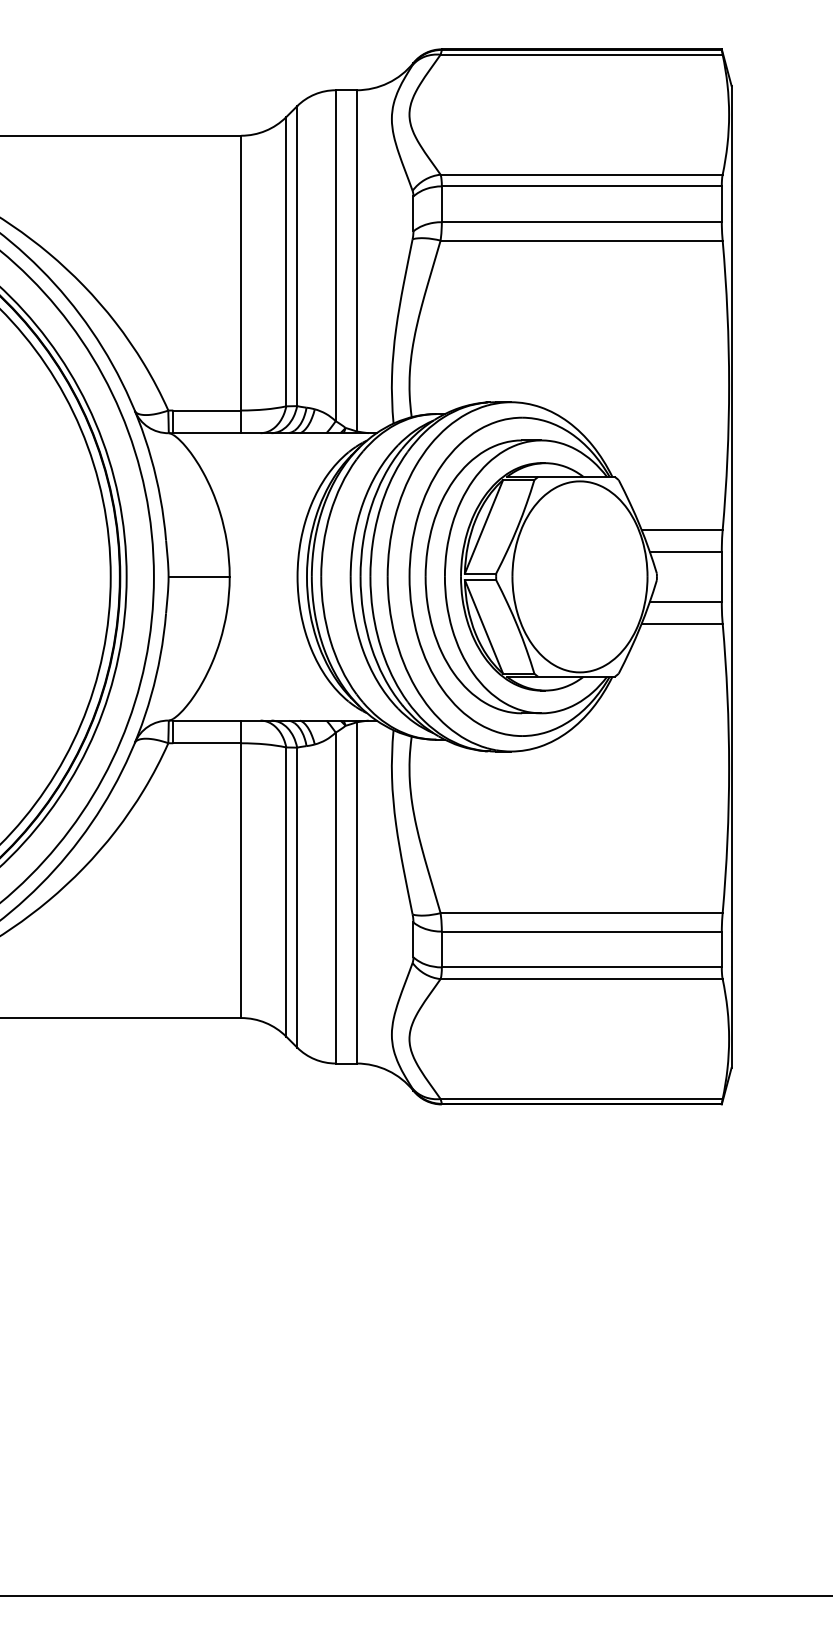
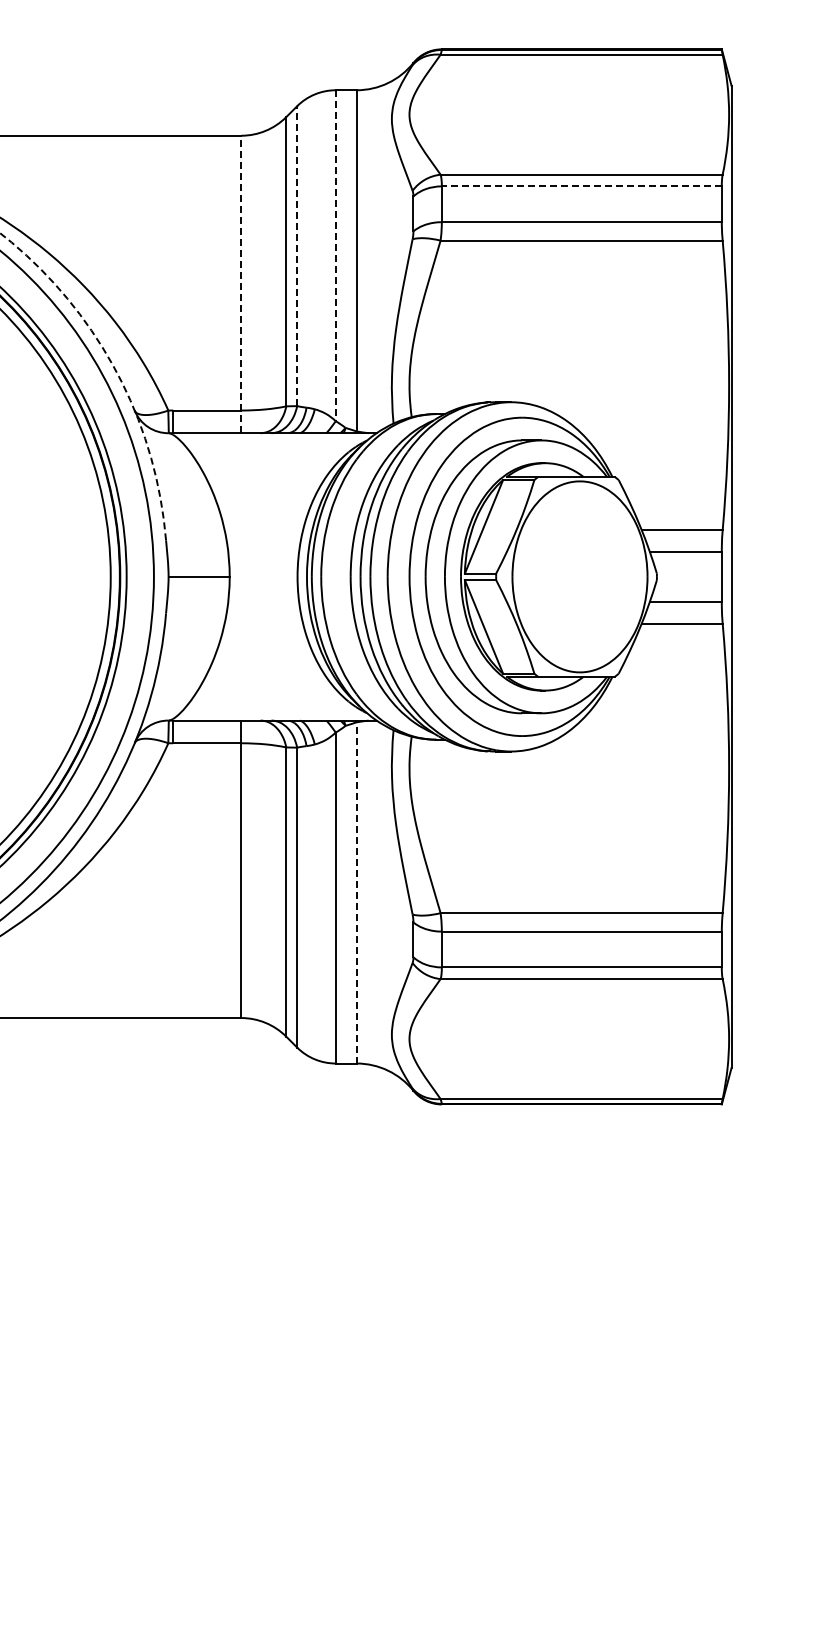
line: solid -> dashed (581, 186)
line: solid -> dashed (297, 256)
line: solid -> dashed (335, 256)
line: solid -> dashed (241, 284)
arc: solid -> dashed (115, 370)
line: solid -> dashed (356, 892)
line: present -> none (415, 1595)
